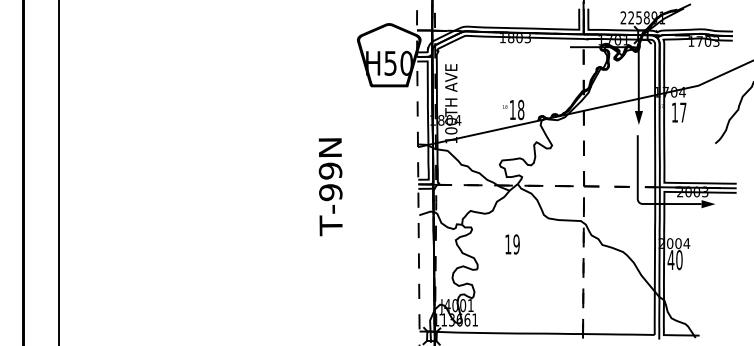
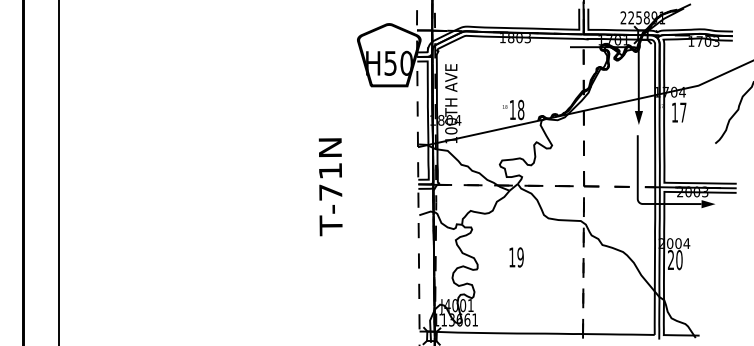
text: T-99N -> T-71N (330, 181)
text position: (512, 244) -> (516, 257) (516, 257)
text: 40 -> 20 (670, 259)
